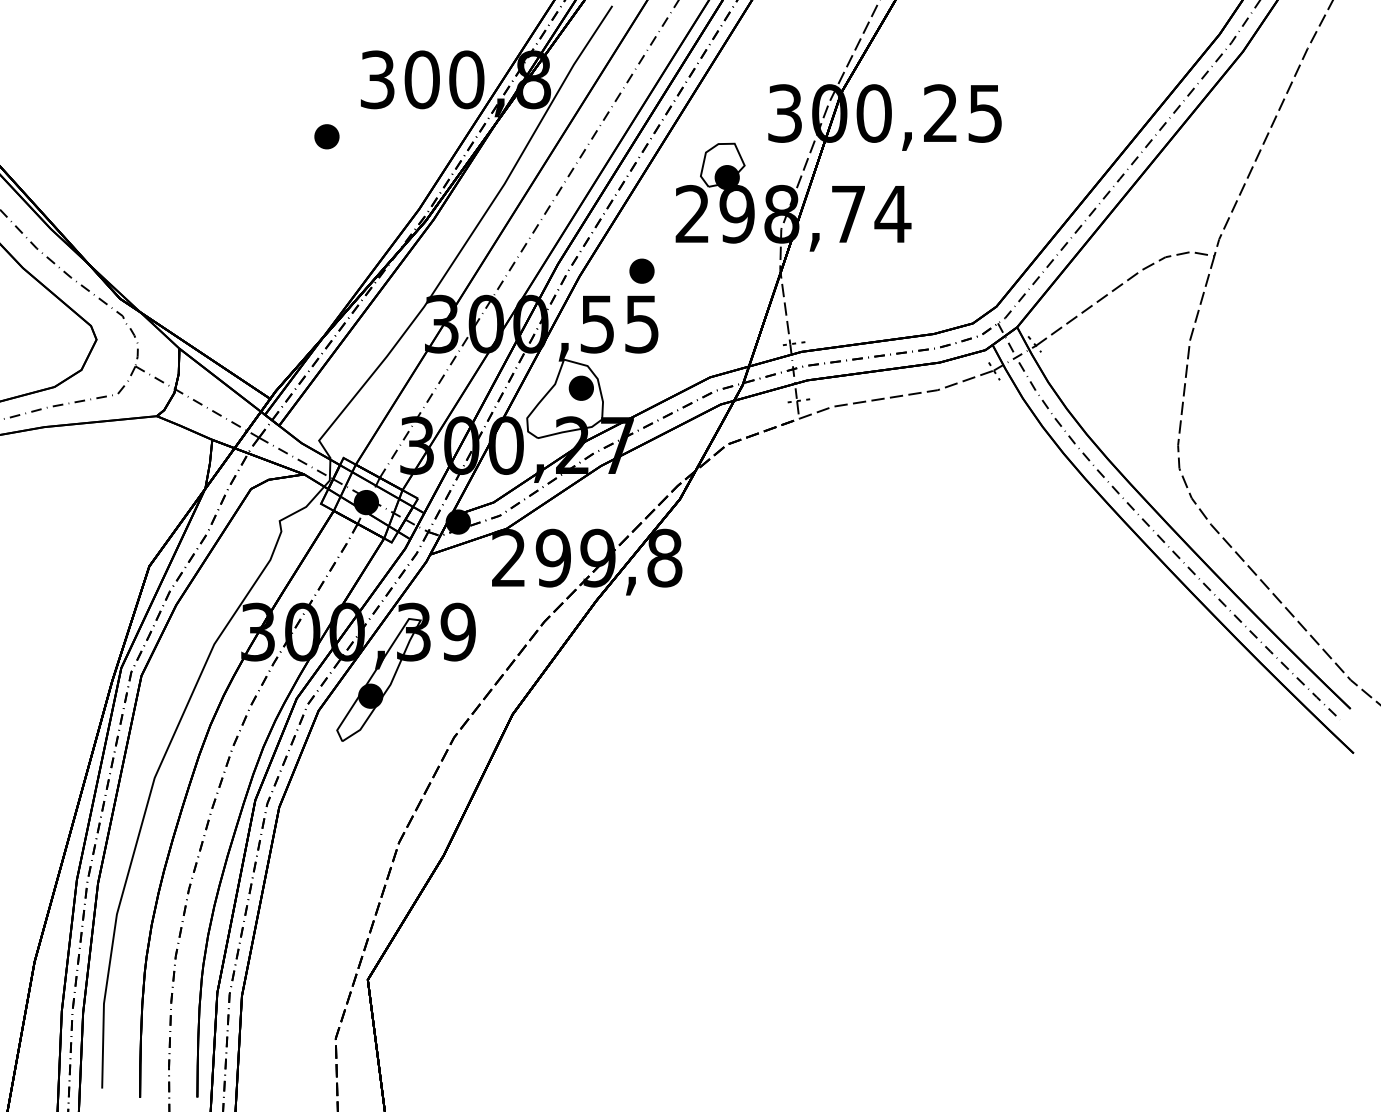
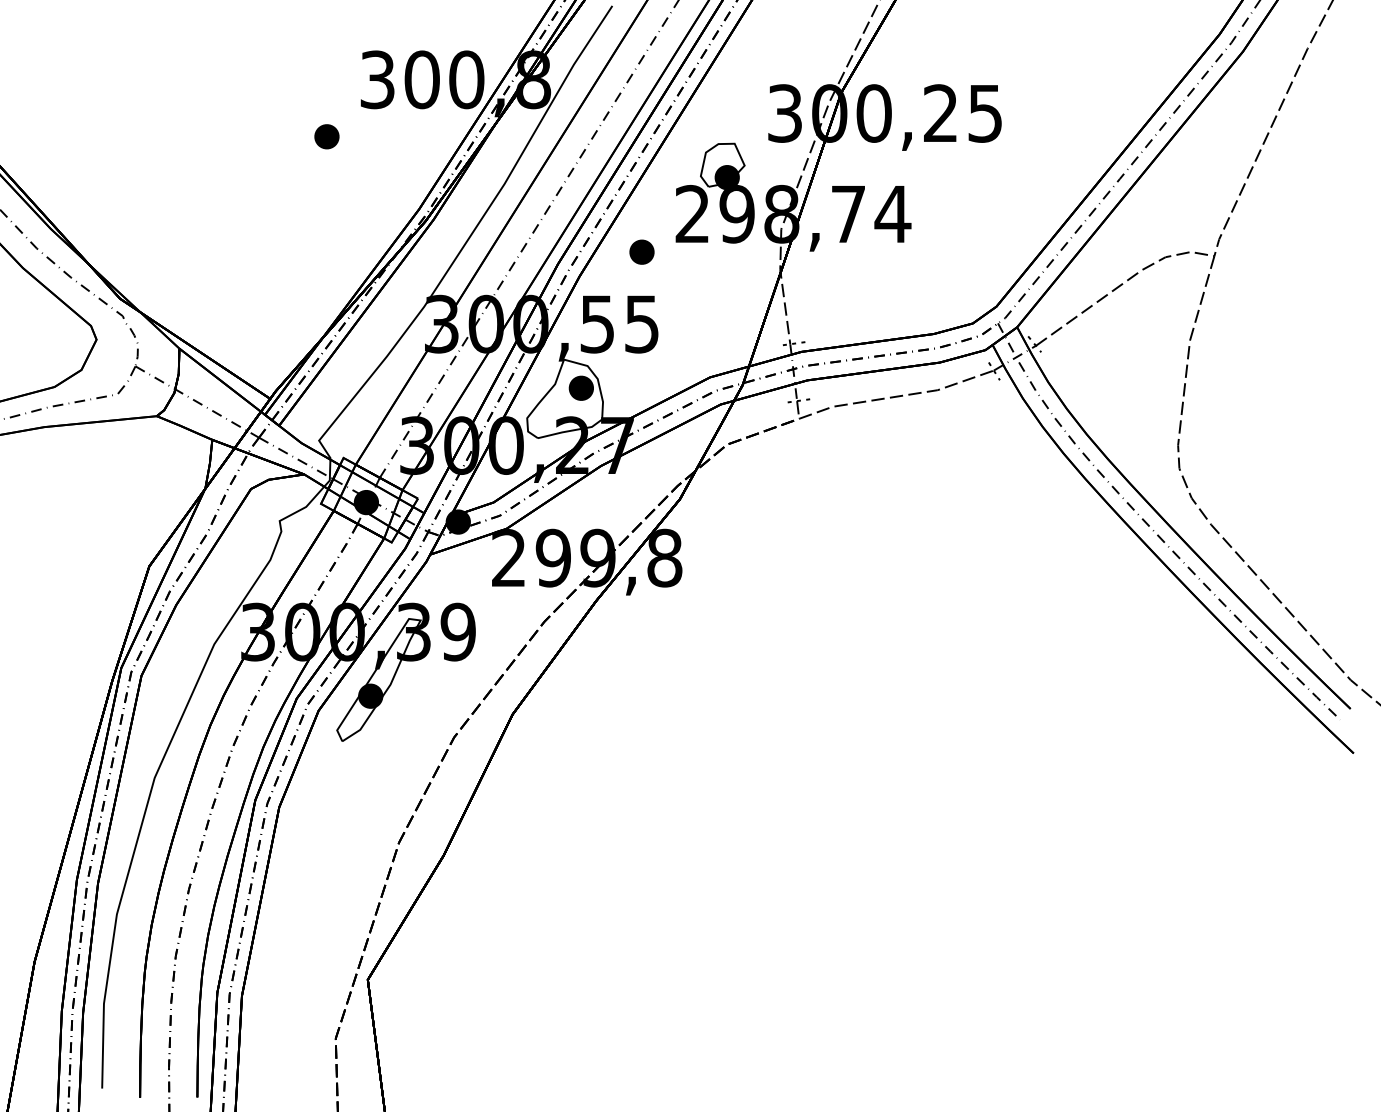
part position: (641, 270) -> (641, 251) (641, 251)
